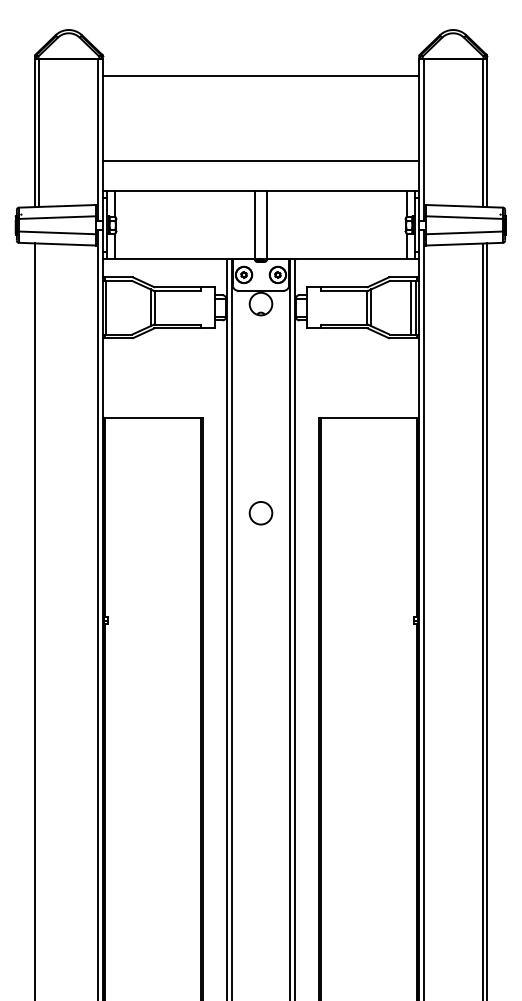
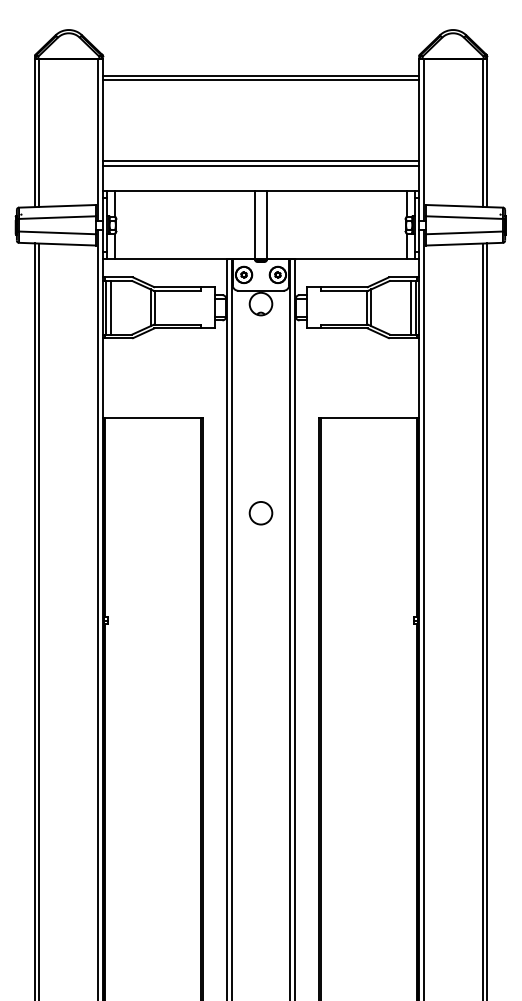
line: none -> present (260, 80)
line: none -> present (260, 165)
line: none -> present (110, 307)
line: none -> present (39, 620)
